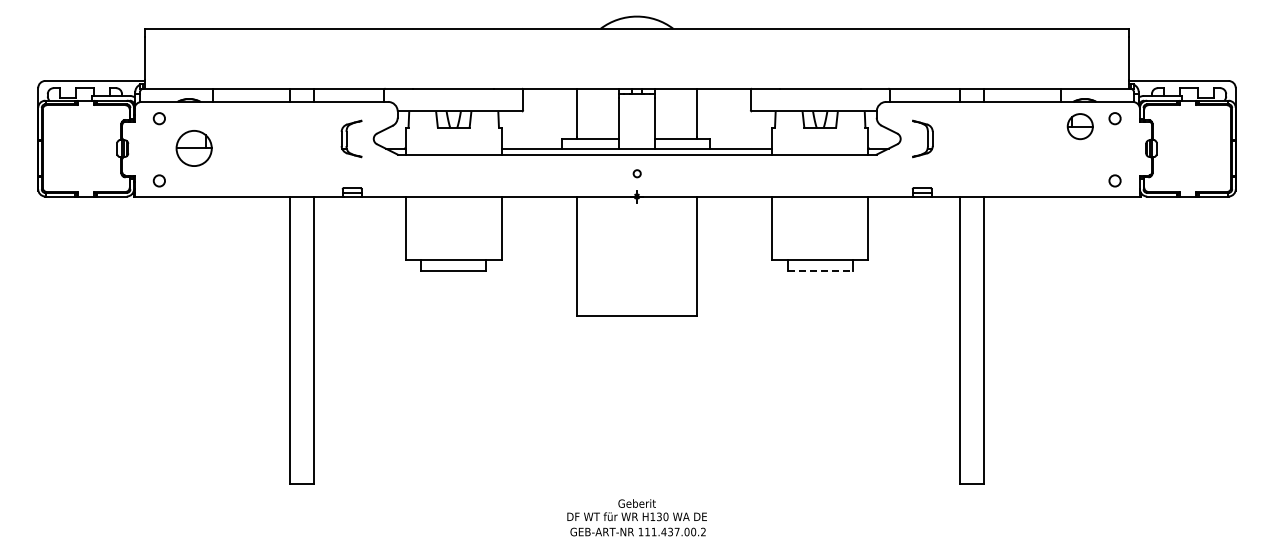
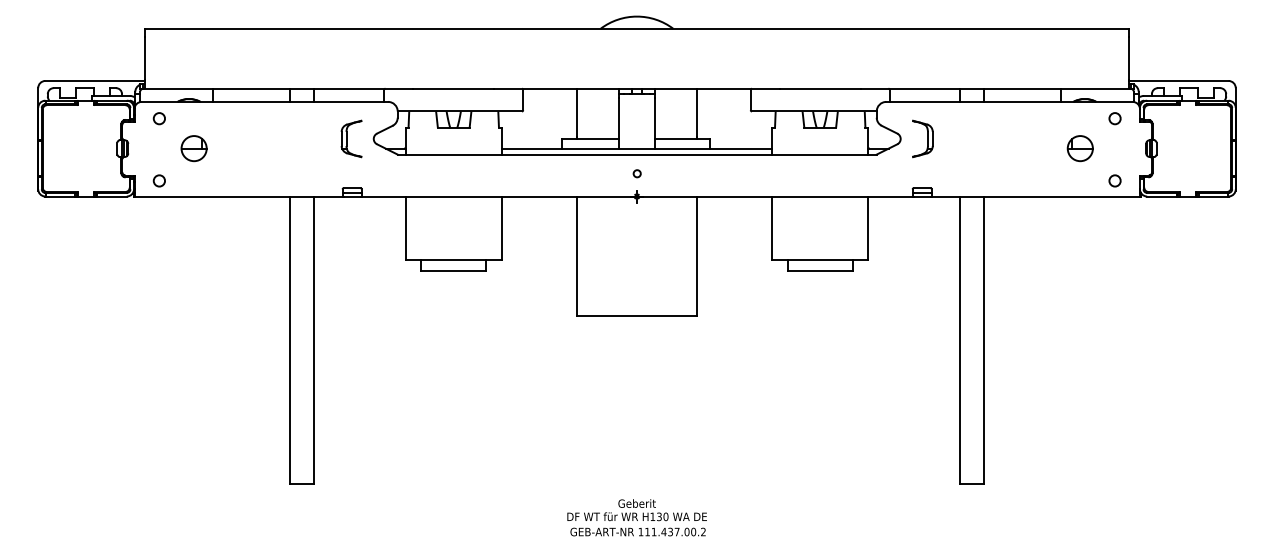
part position: (1079, 126) -> (1079, 148) (1079, 148)
part size: 38x37 px -> 28x28 px (193, 148)
line: dashed -> solid (820, 270)
